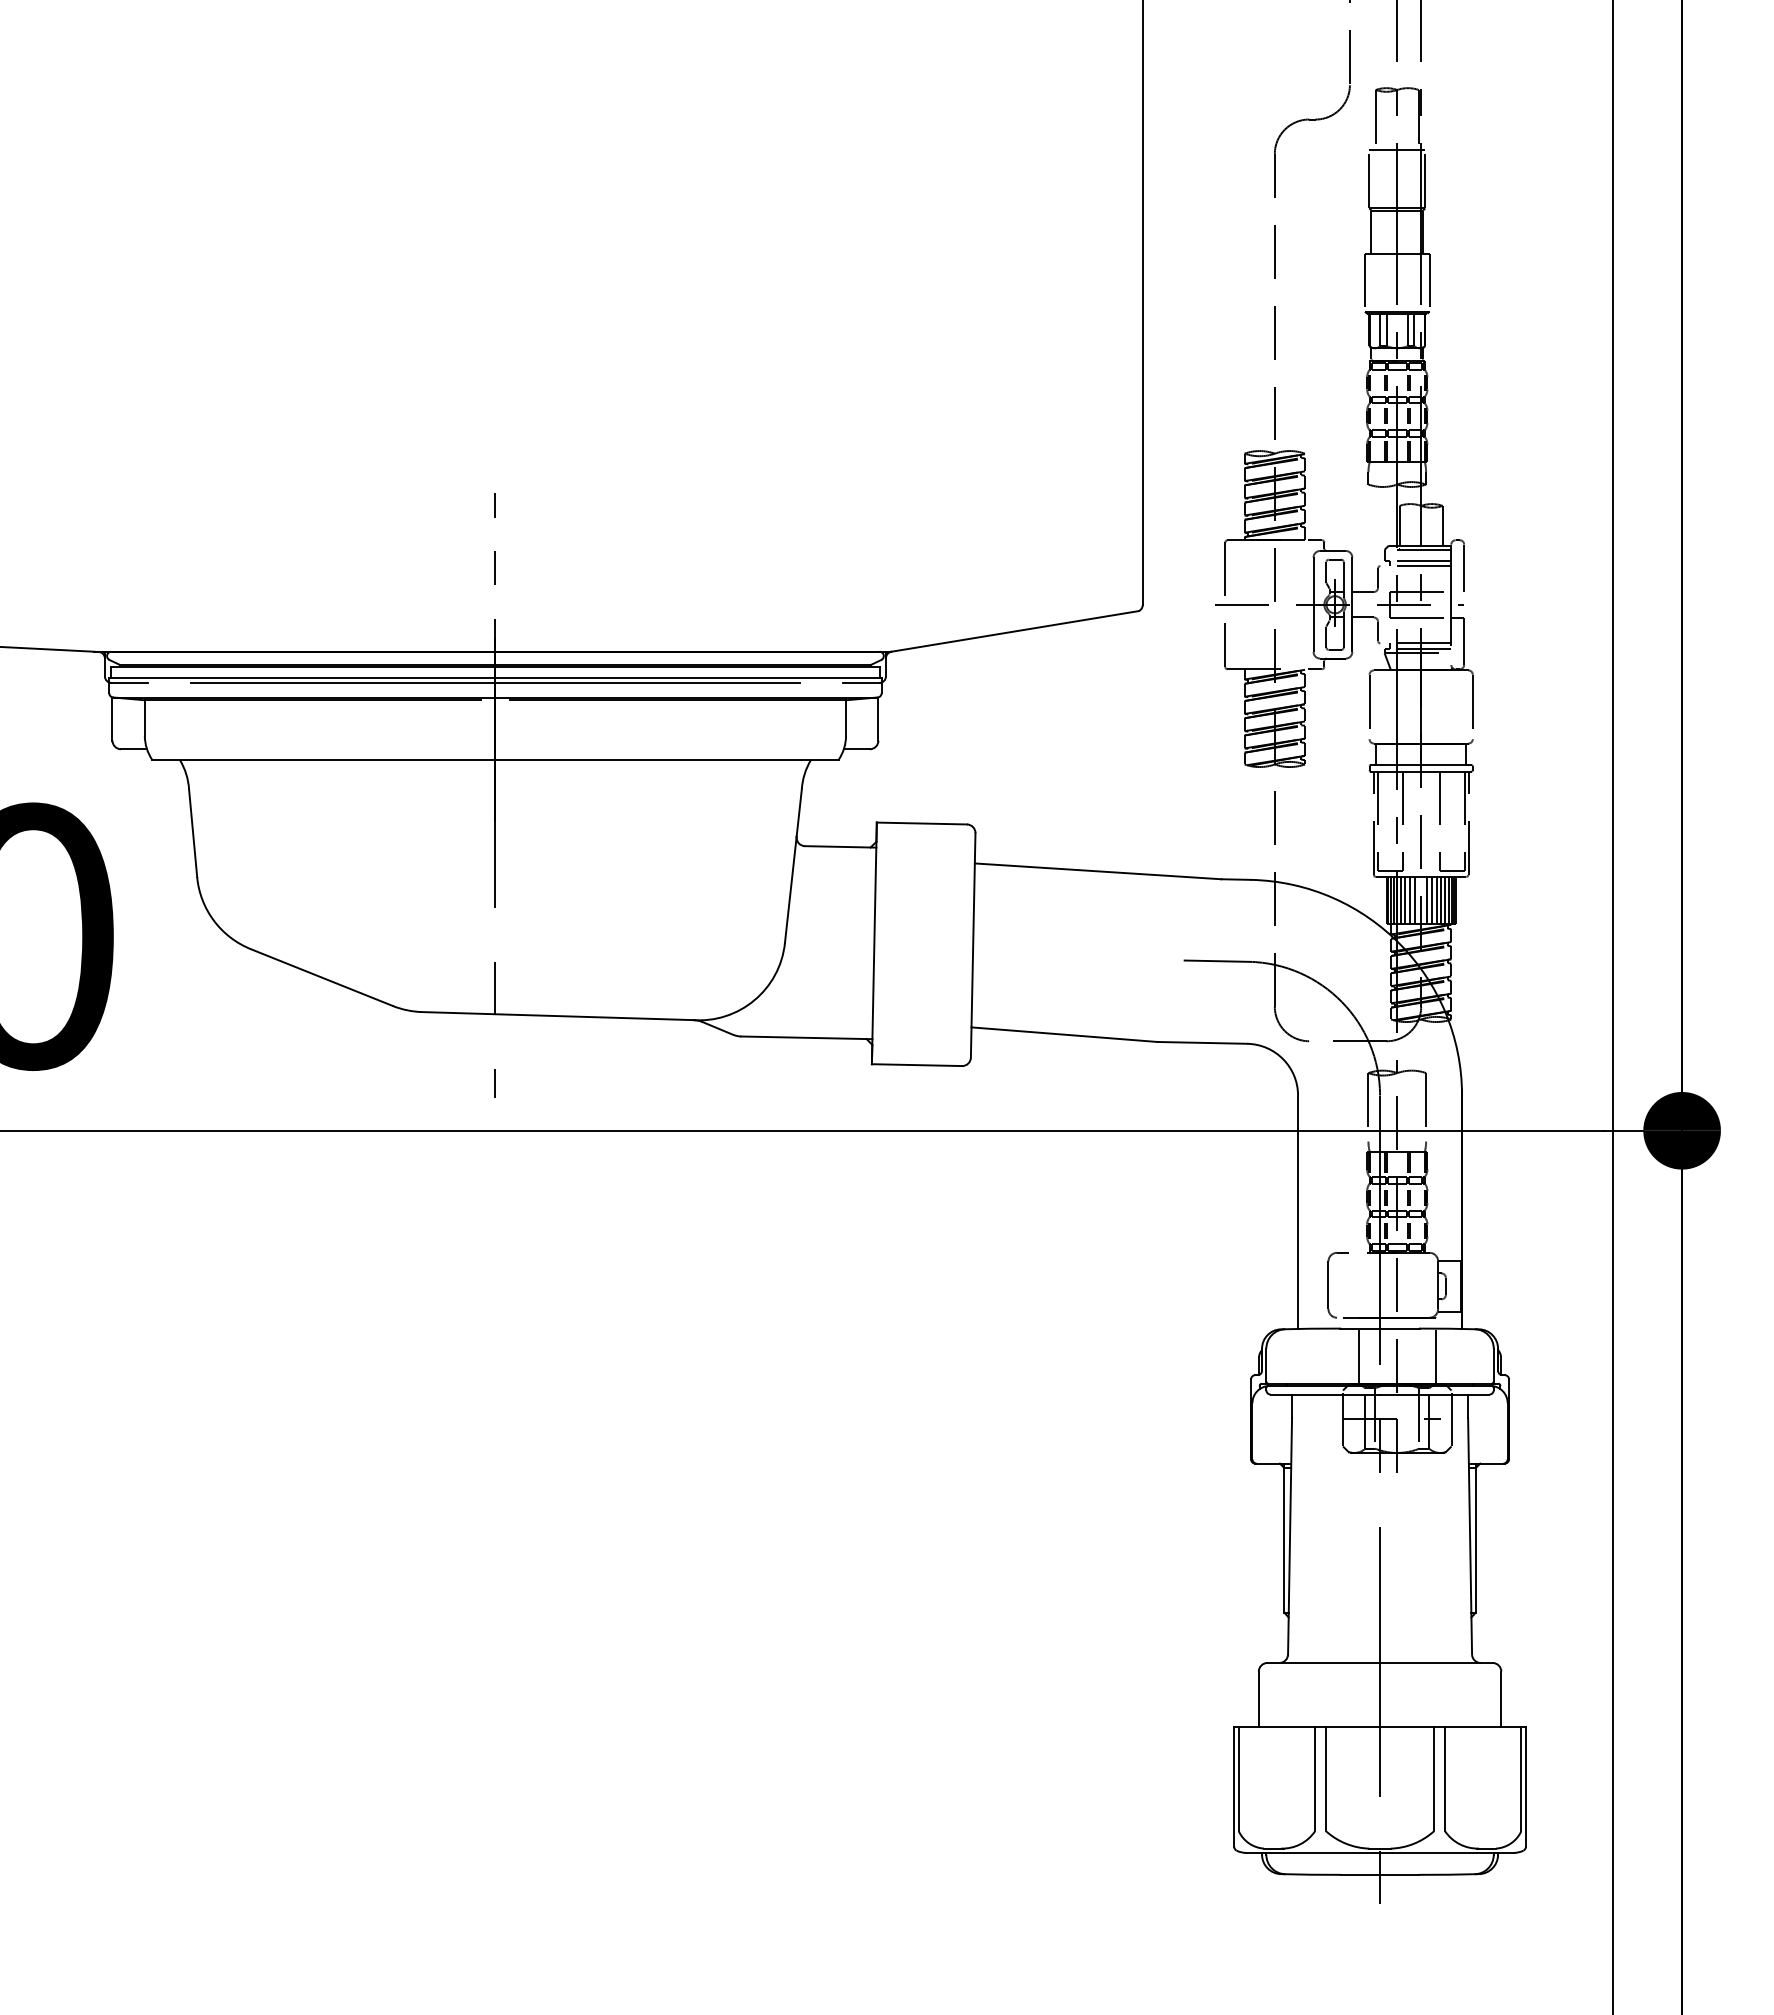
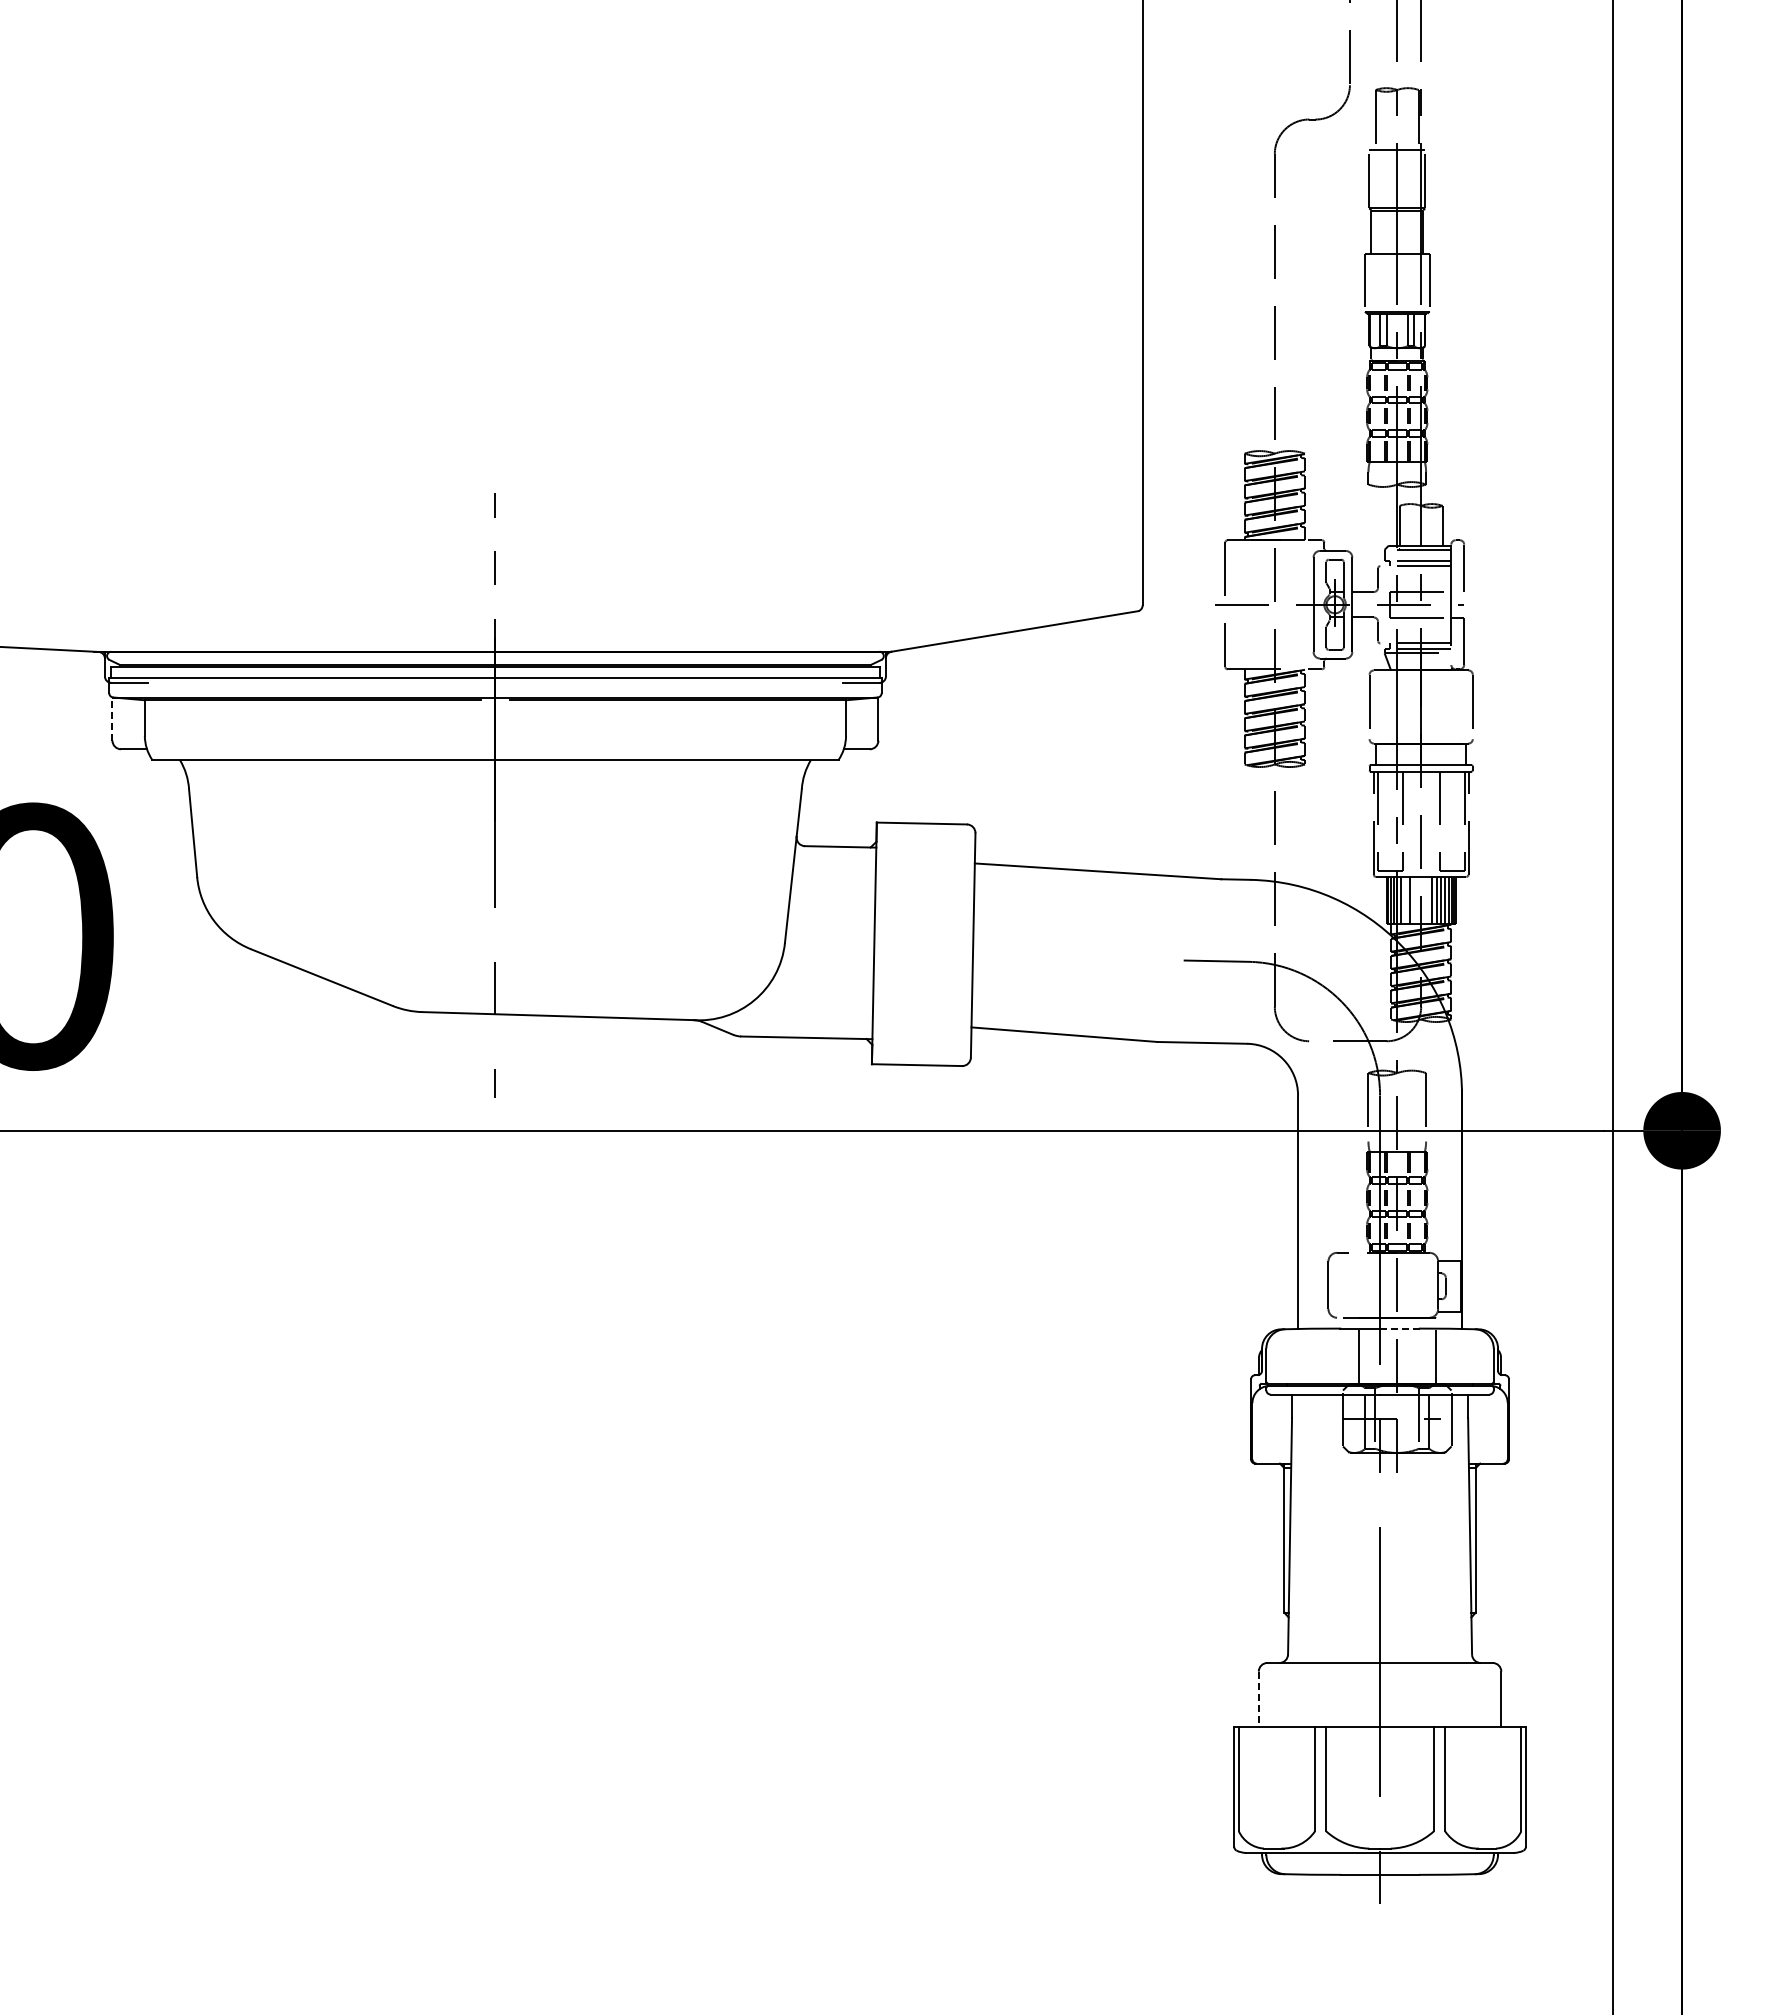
line: present -> none (495, 682)
line: solid -> dashed (112, 719)
line: present -> none (1405, 900)
line: present -> none (1415, 900)
line: present -> none (1427, 900)
line: solid -> dashed (1400, 1328)
line: solid -> dashed (1258, 1699)
